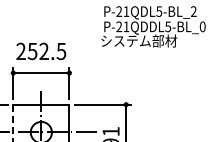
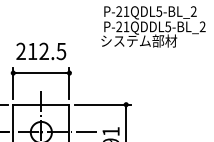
text: P-21QDDL5-BL_0 -> P-21QDDL5-BL_2 (202, 26)
text: 252.5 -> 212.5 (32, 51)
line: dashed -> solid (13, 123)
